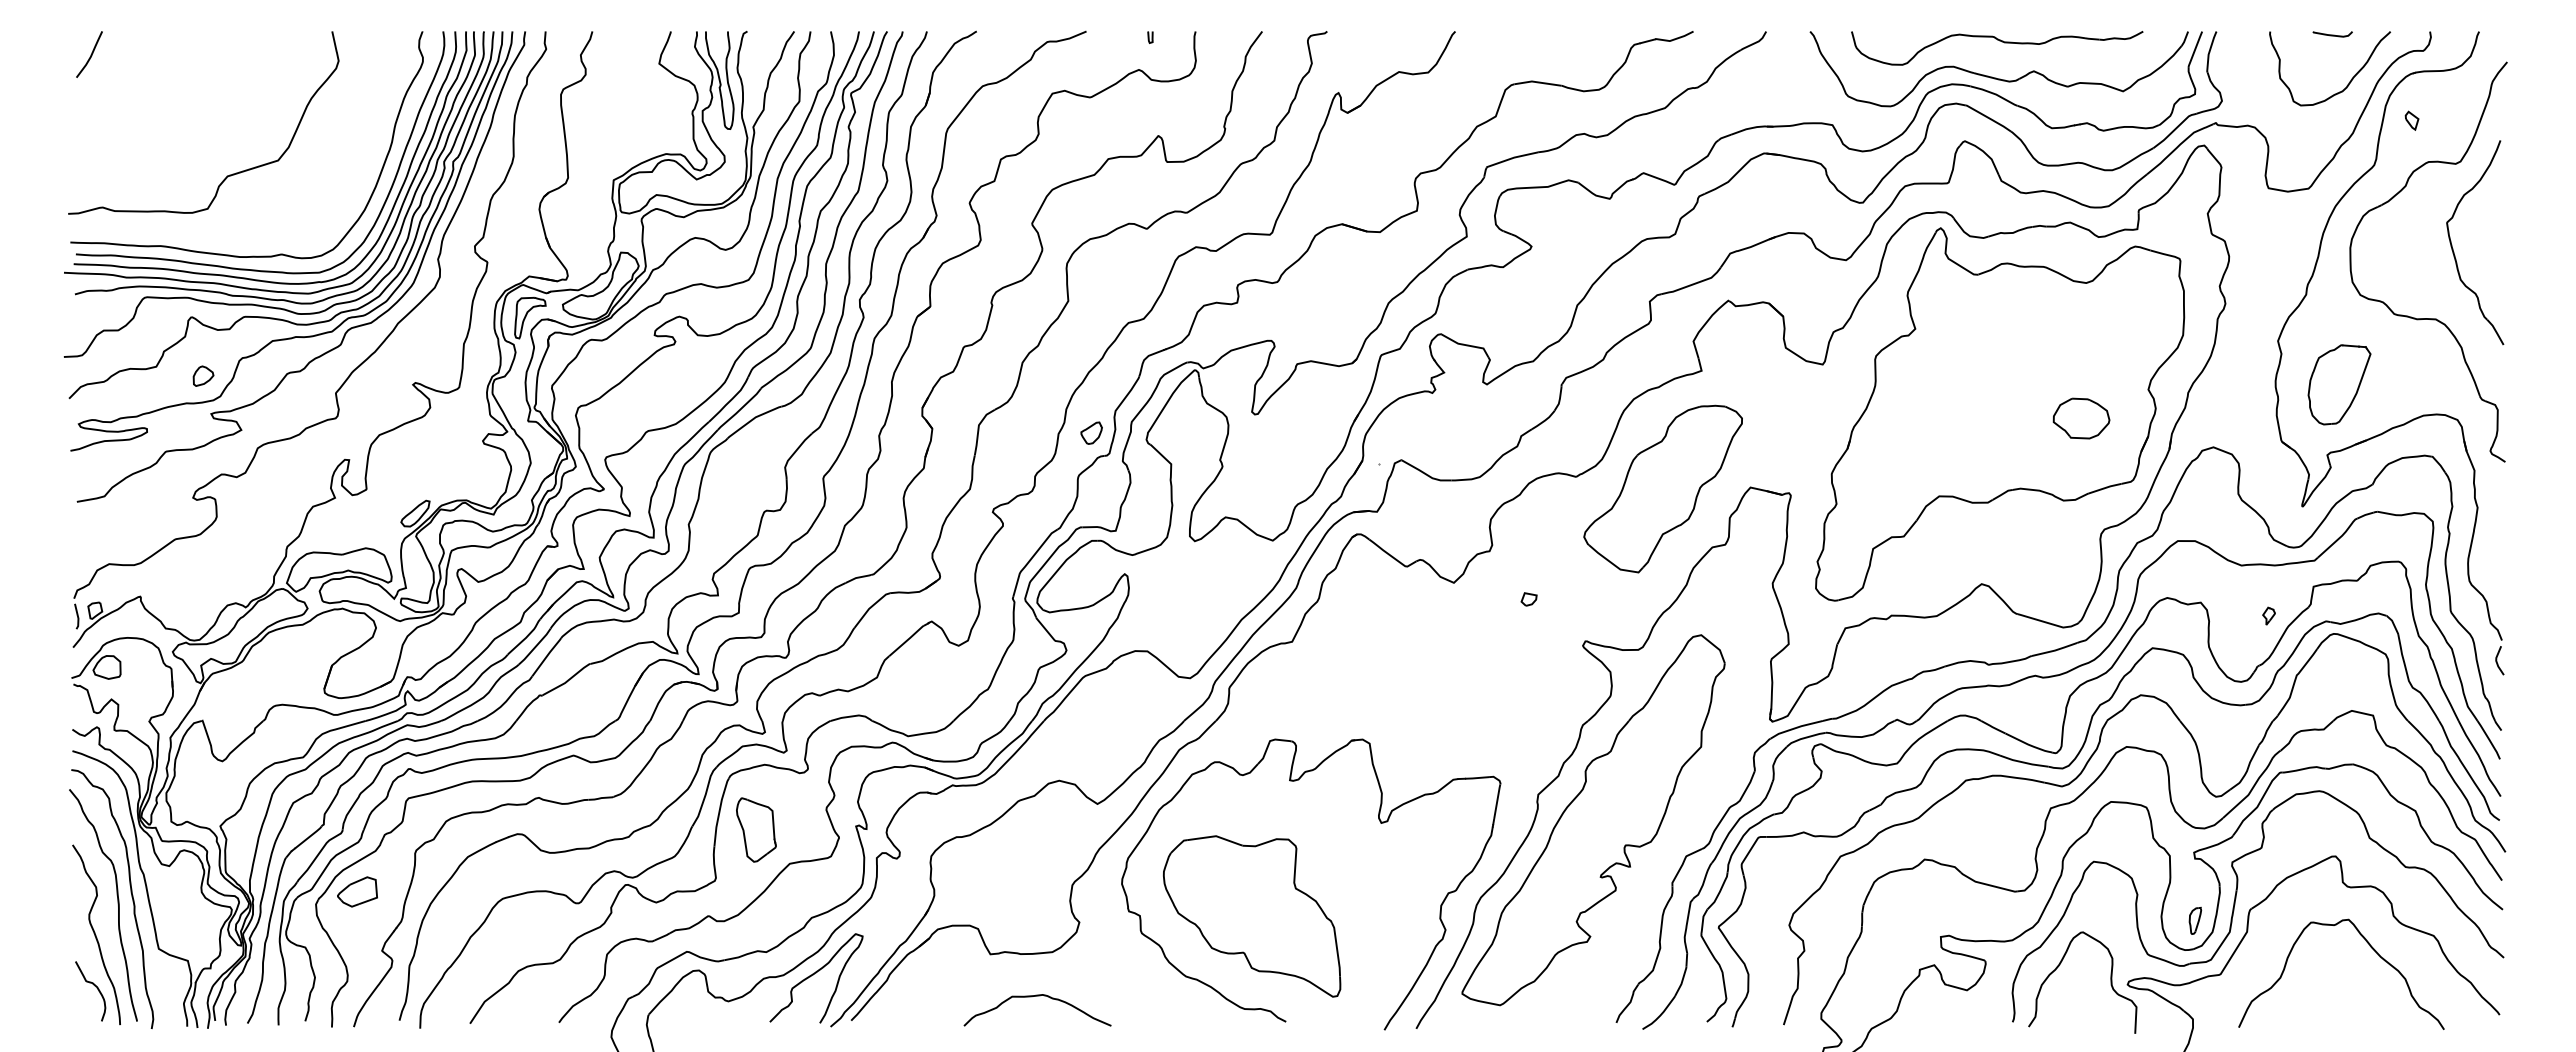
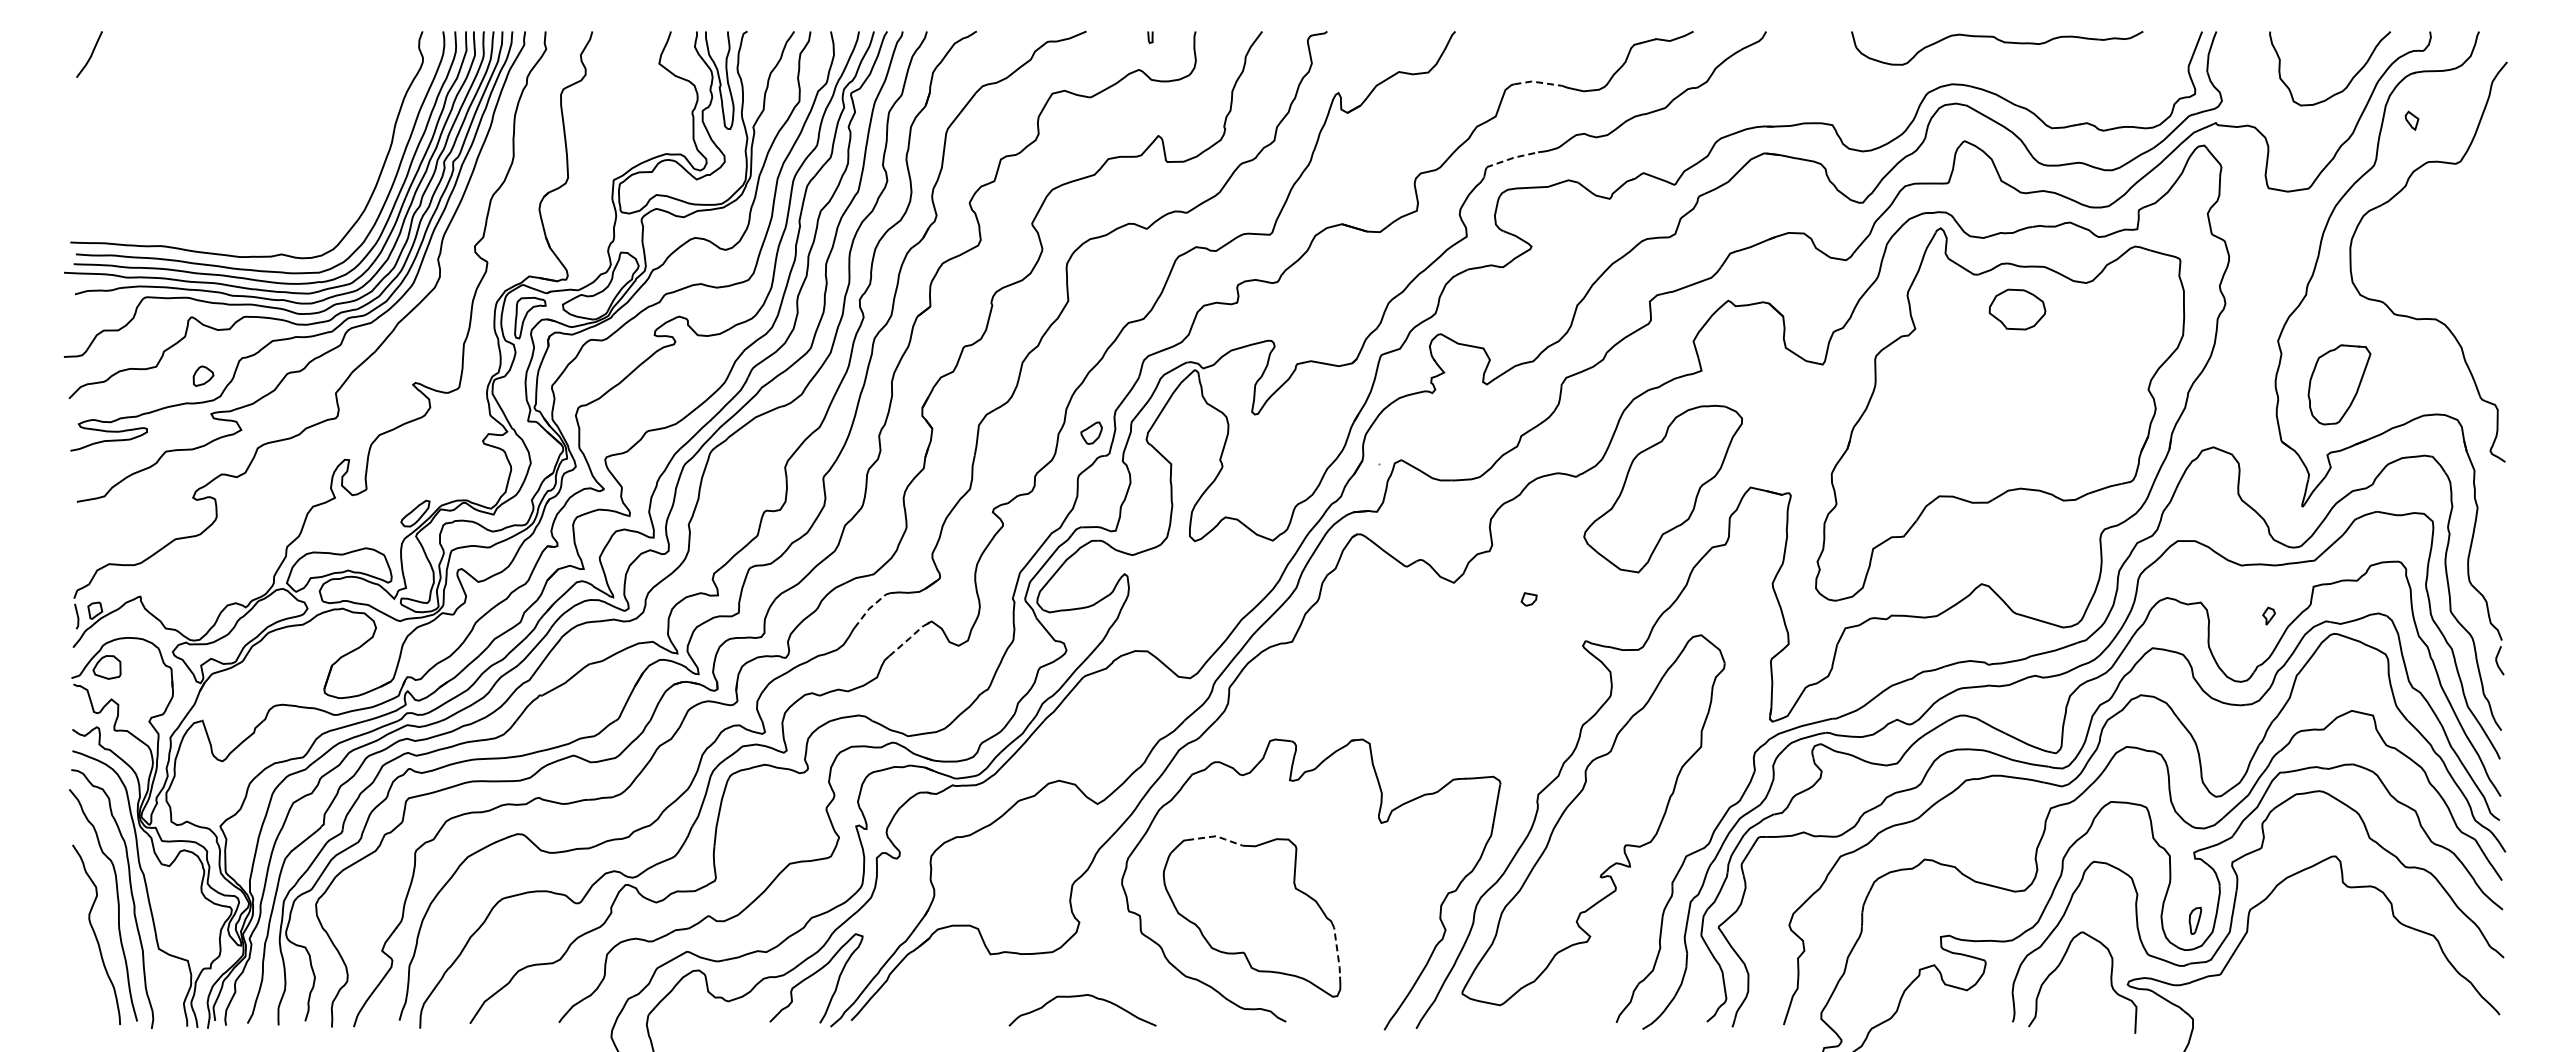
curve: present -> none (2332, 34)
part: present -> none (1996, 77)
line: solid -> dashed (1537, 82)
line: solid -> dashed (1512, 158)
curve: present -> none (229, 174)
part: present -> none (2453, 248)
part position: (2081, 418) -> (2017, 309) (2017, 309)
line: solid -> dashed (870, 607)
line: solid -> dashed (908, 639)
part: present -> none (756, 829)
line: solid -> dashed (1216, 836)
part: present -> none (357, 891)
curve: present -> none (2369, 946)
line: solid -> dashed (1337, 949)
curve: present -> none (94, 986)
curve position: (1032, 997) -> (1077, 997) (1077, 997)
